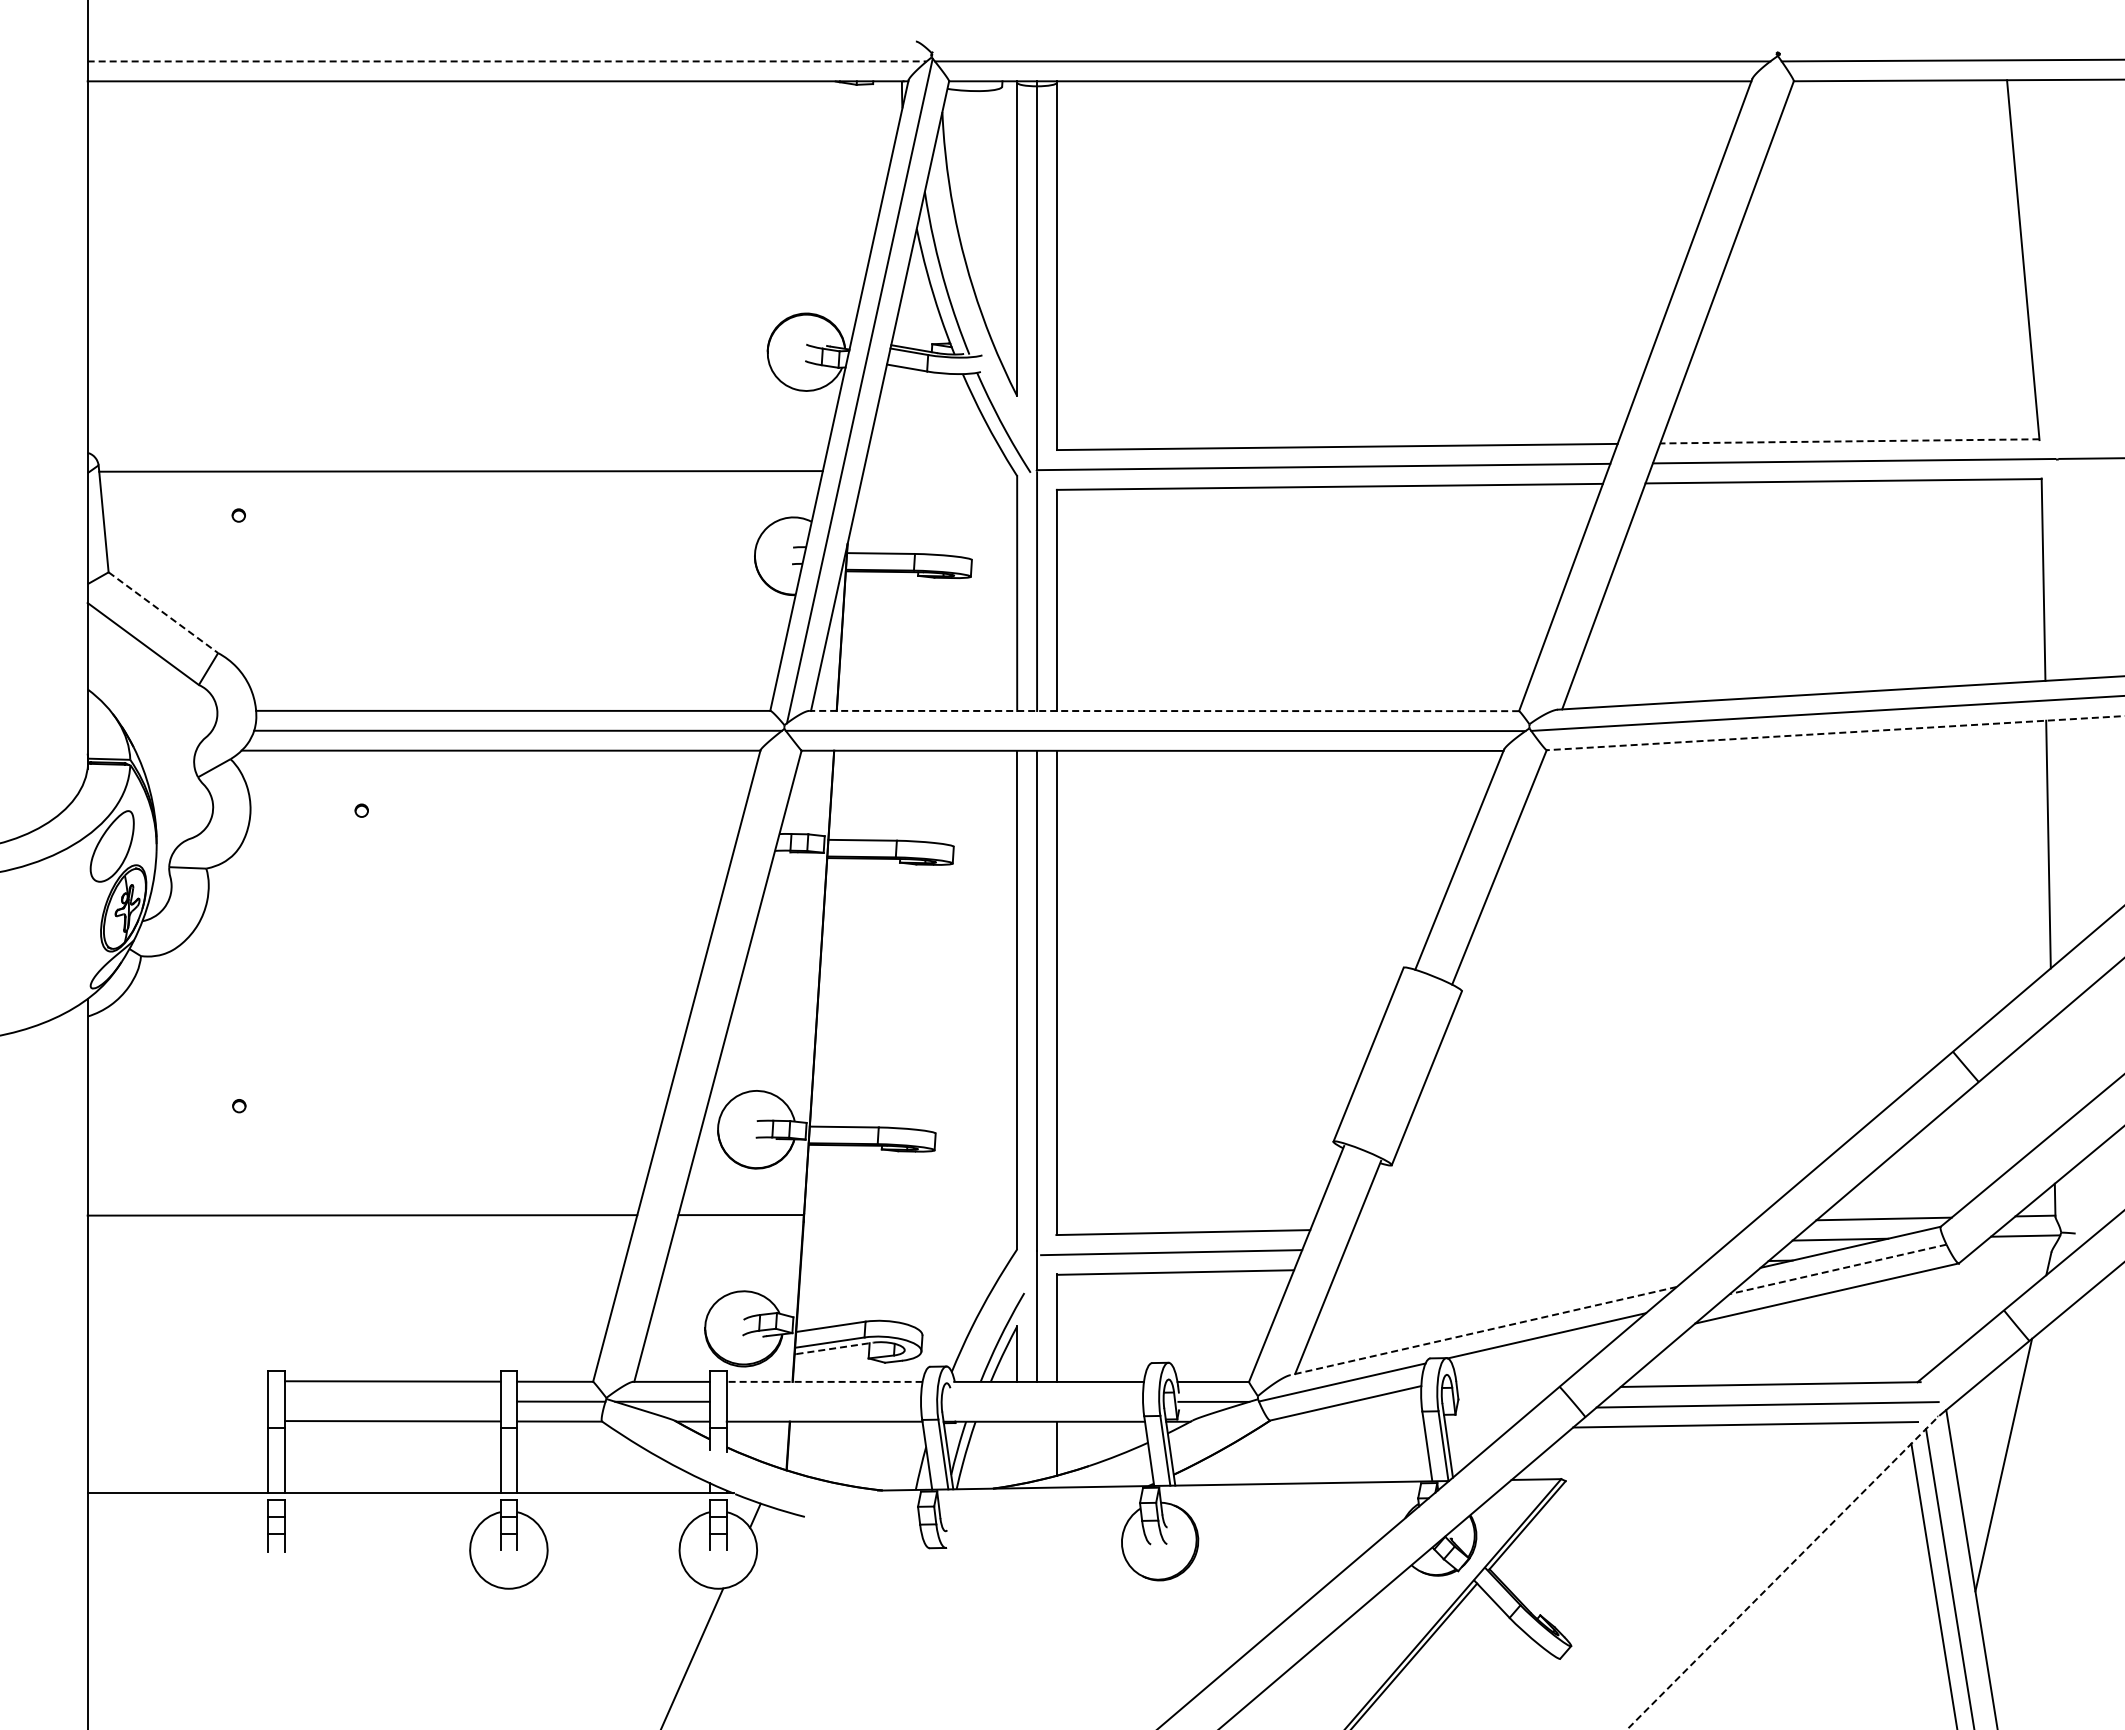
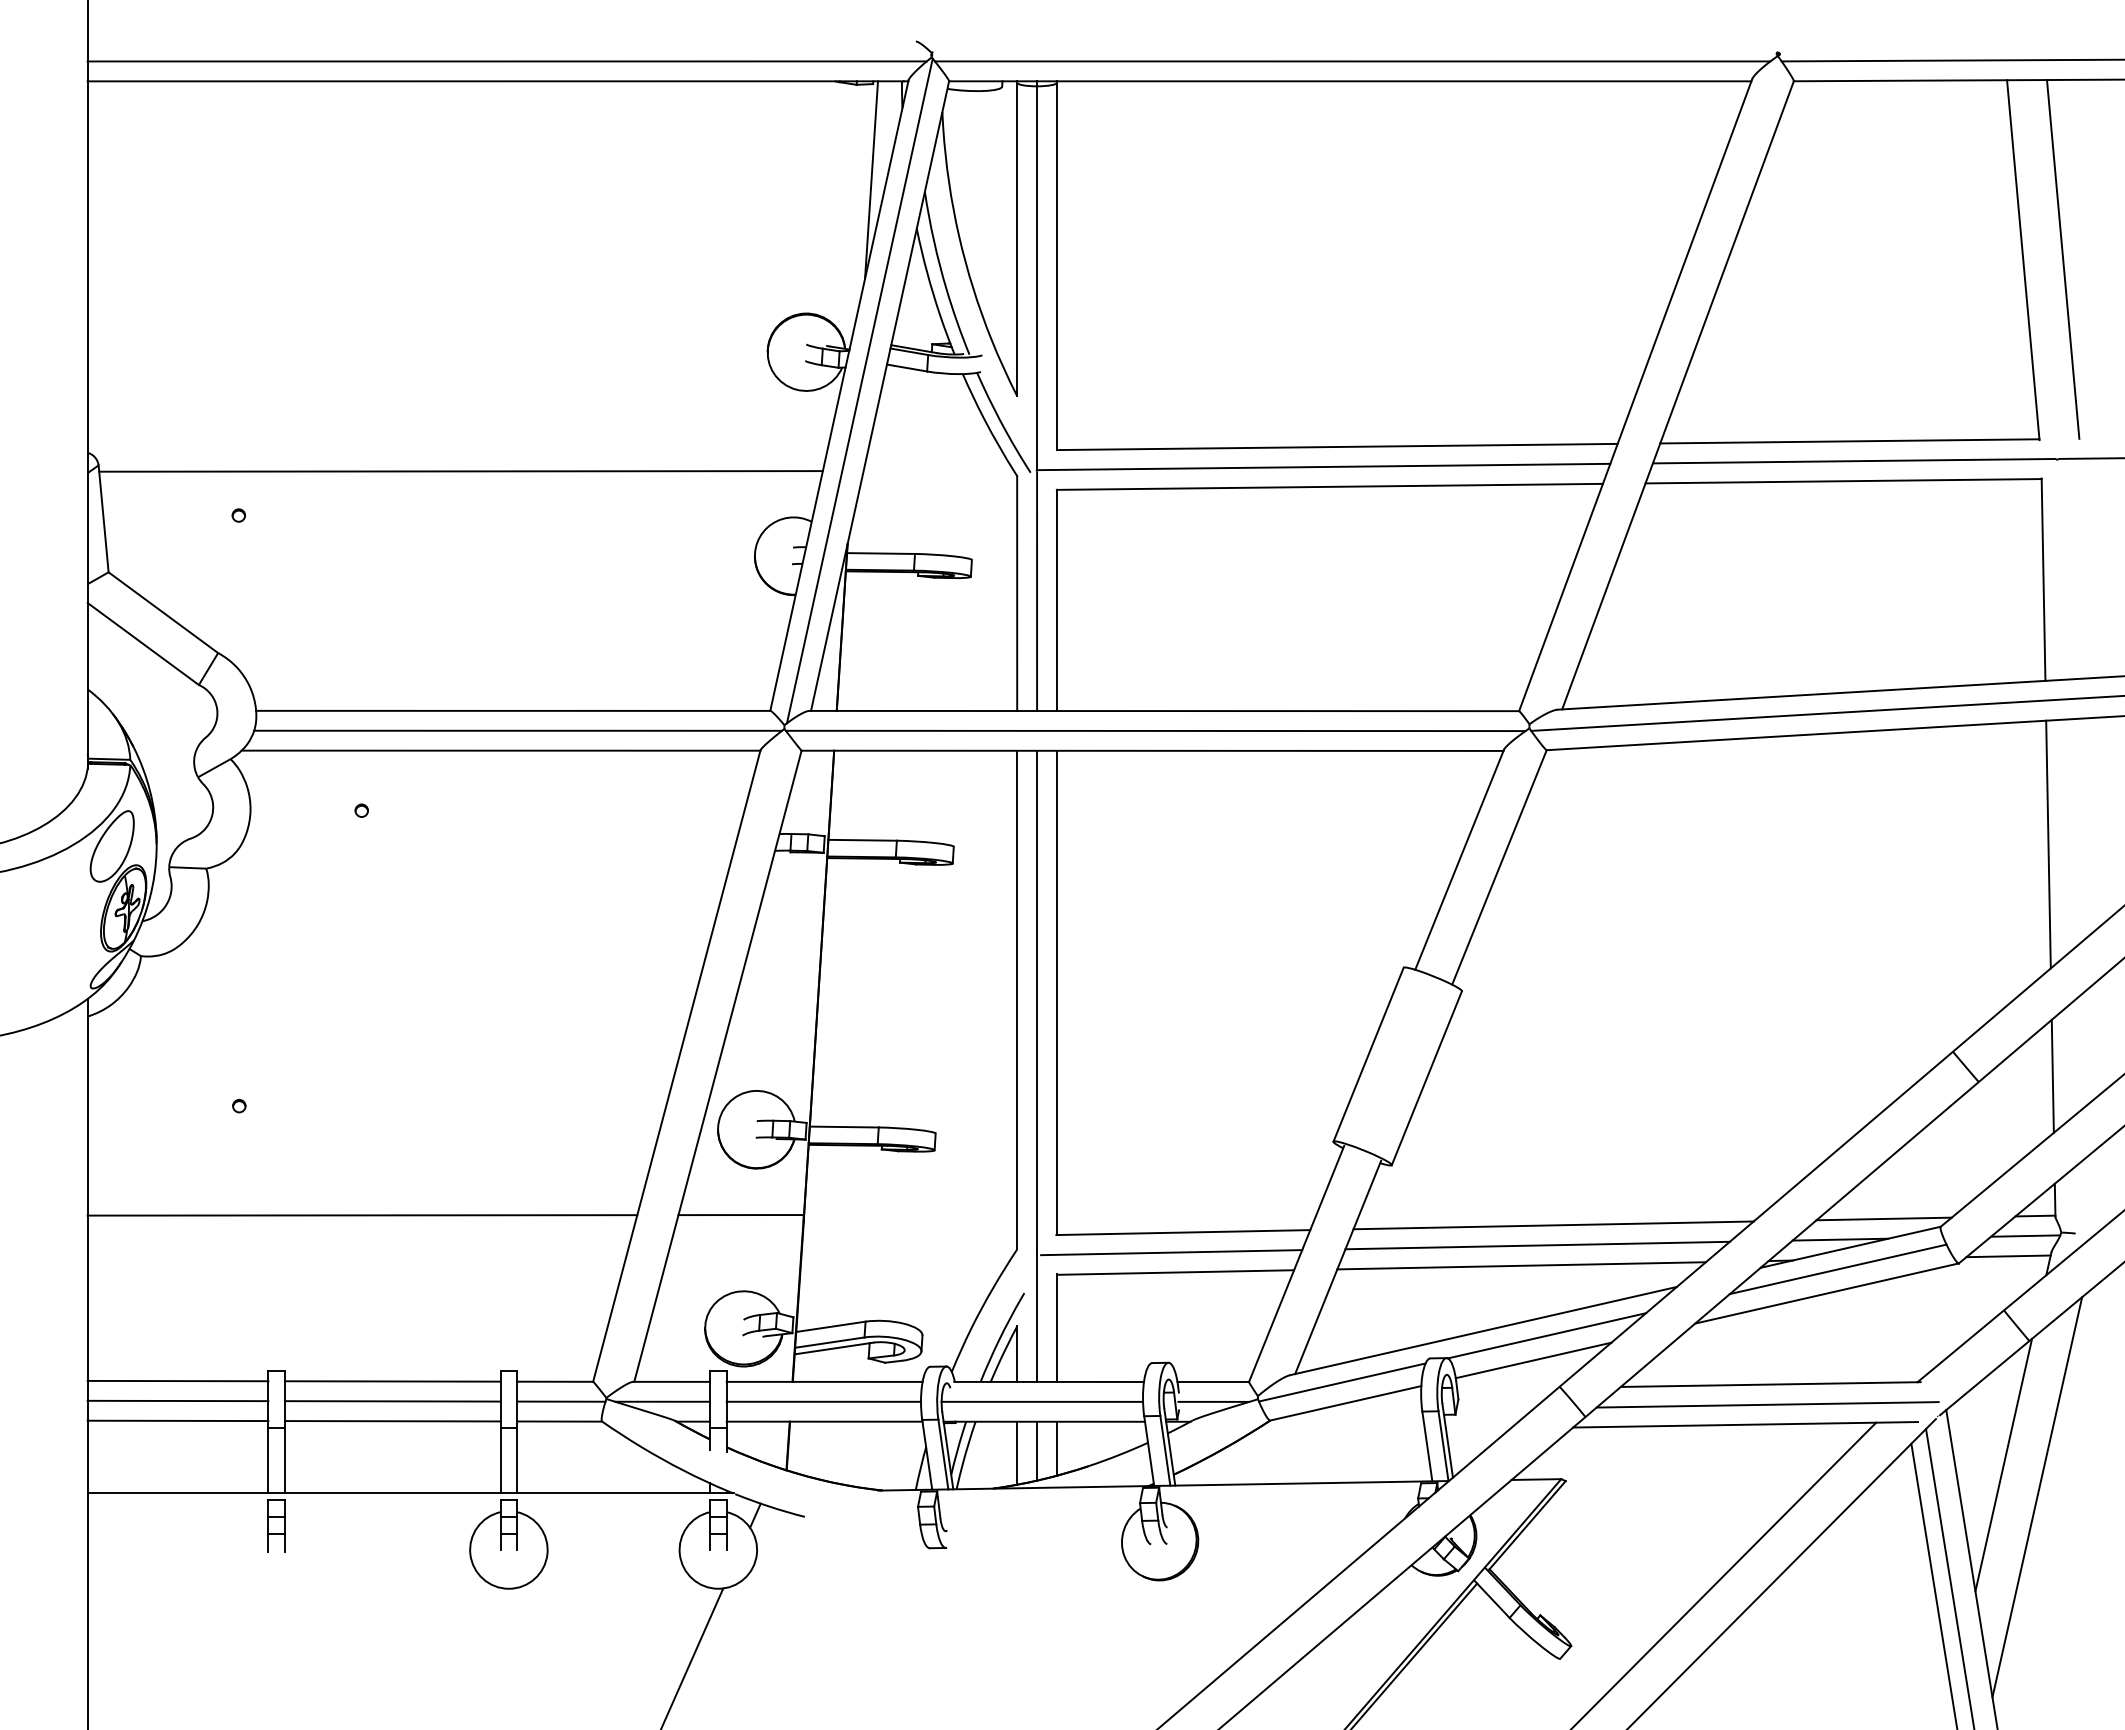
line: dashed -> solid (507, 61)
line: none -> present (871, 179)
line: none -> present (2062, 259)
line: dashed -> solid (1849, 441)
line: dashed -> solid (163, 612)
line: dashed -> solid (1163, 711)
line: dashed -> solid (1835, 733)
line: none -> present (2052, 1075)
line: none -> present (1553, 1225)
line: none -> present (1537, 1245)
line: none -> present (2008, 1256)
line: none -> present (1521, 1265)
line: dashed -> solid (1837, 1269)
line: dashed -> solid (1483, 1331)
line: dashed -> solid (834, 1348)
line: none -> present (1533, 1360)
line: none -> present (177, 1380)
line: dashed -> solid (824, 1381)
line: none -> present (177, 1400)
line: none -> present (392, 1401)
line: none -> present (823, 1401)
line: none -> present (1042, 1401)
line: none -> present (177, 1420)
line: none -> present (1037, 1450)
line: none -> present (1017, 1452)
line: none -> present (2037, 1497)
line: none -> present (1725, 1574)
line: dashed -> solid (1781, 1574)
